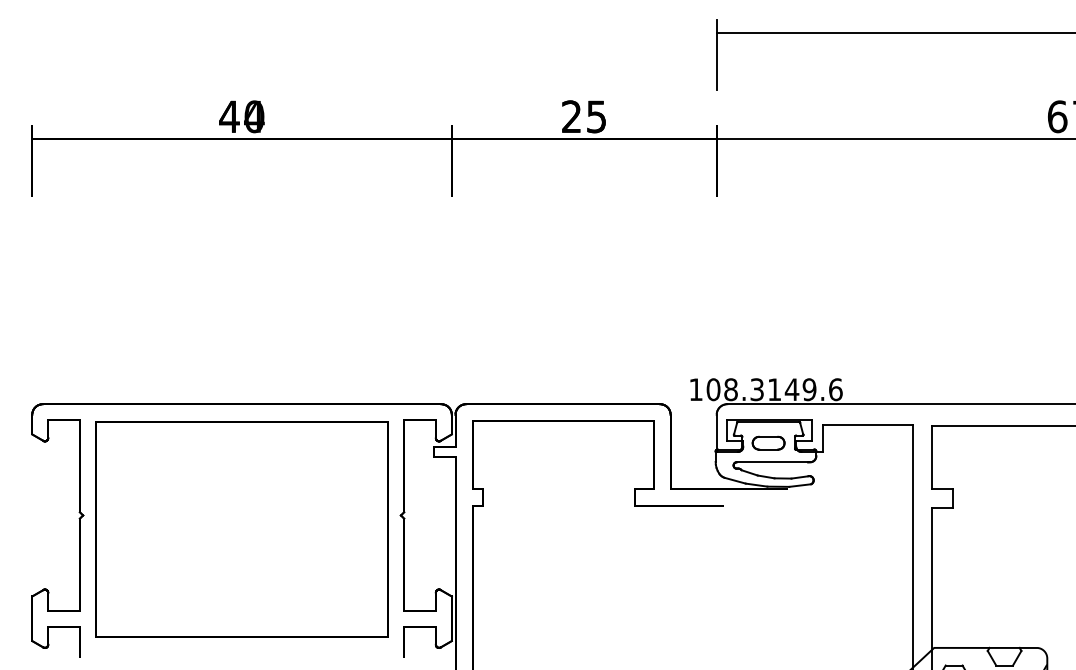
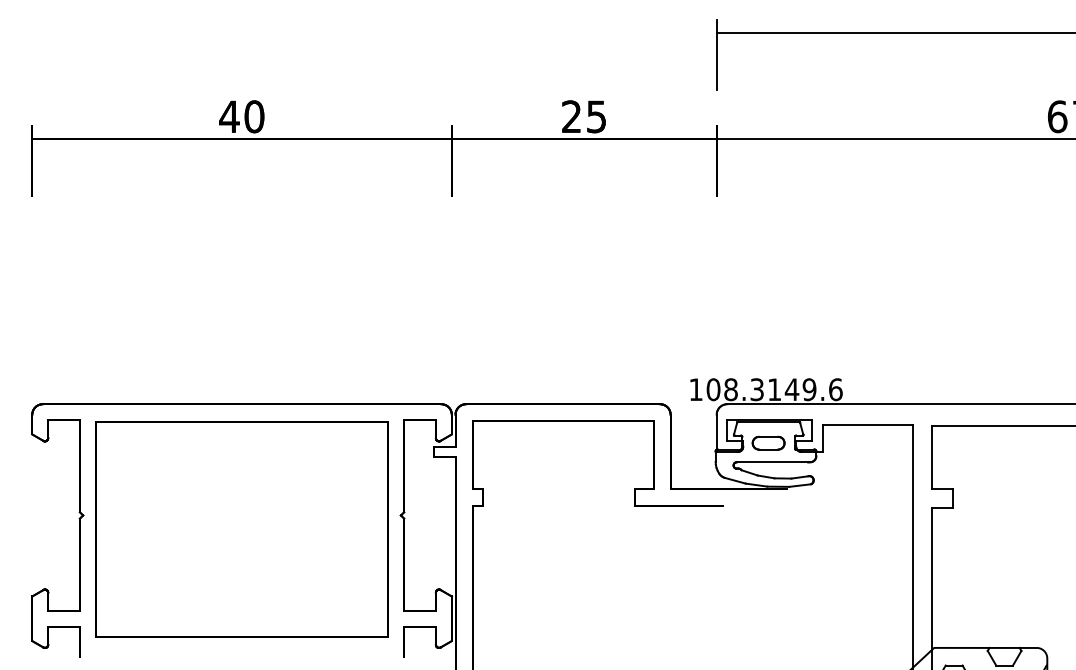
text: 44 -> 40 (254, 116)
